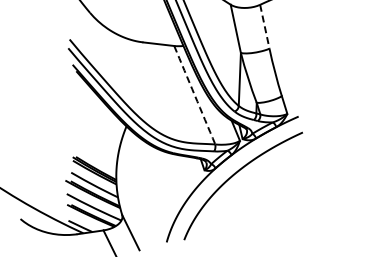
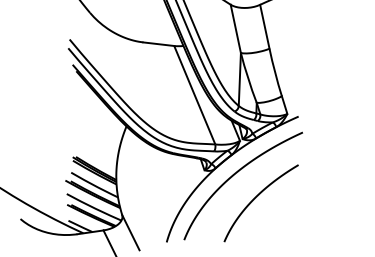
line: dashed -> solid (264, 27)
arc: dashed -> solid (194, 95)
curve: none -> present (255, 198)
